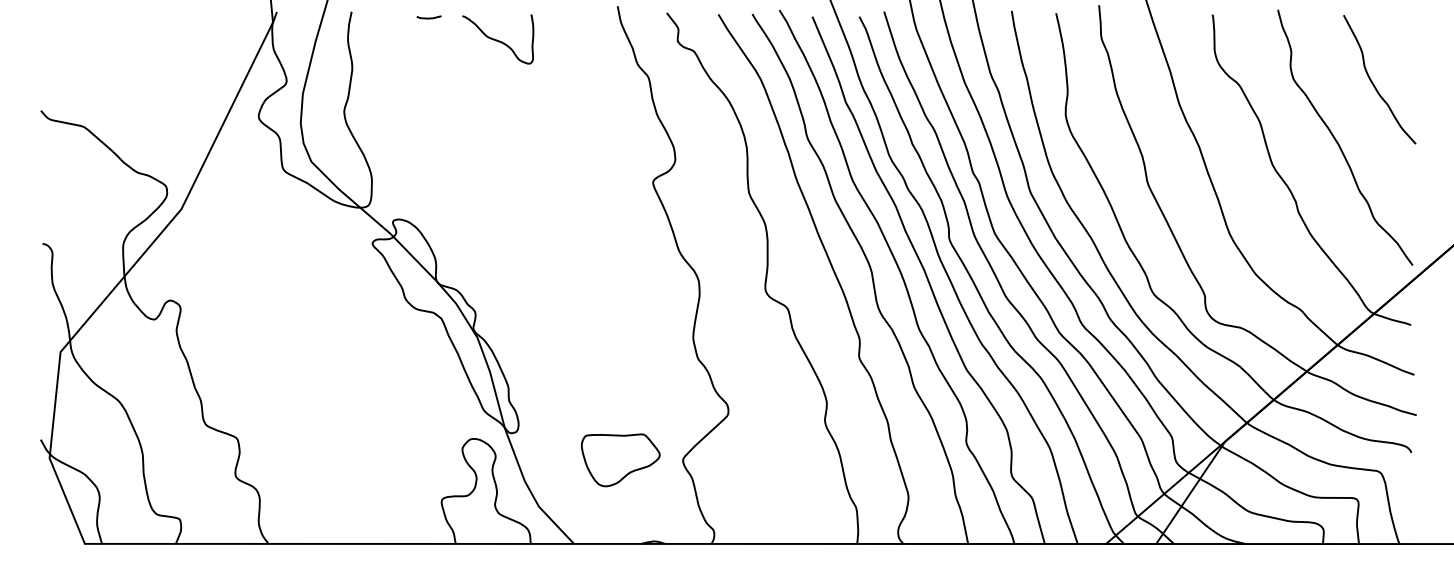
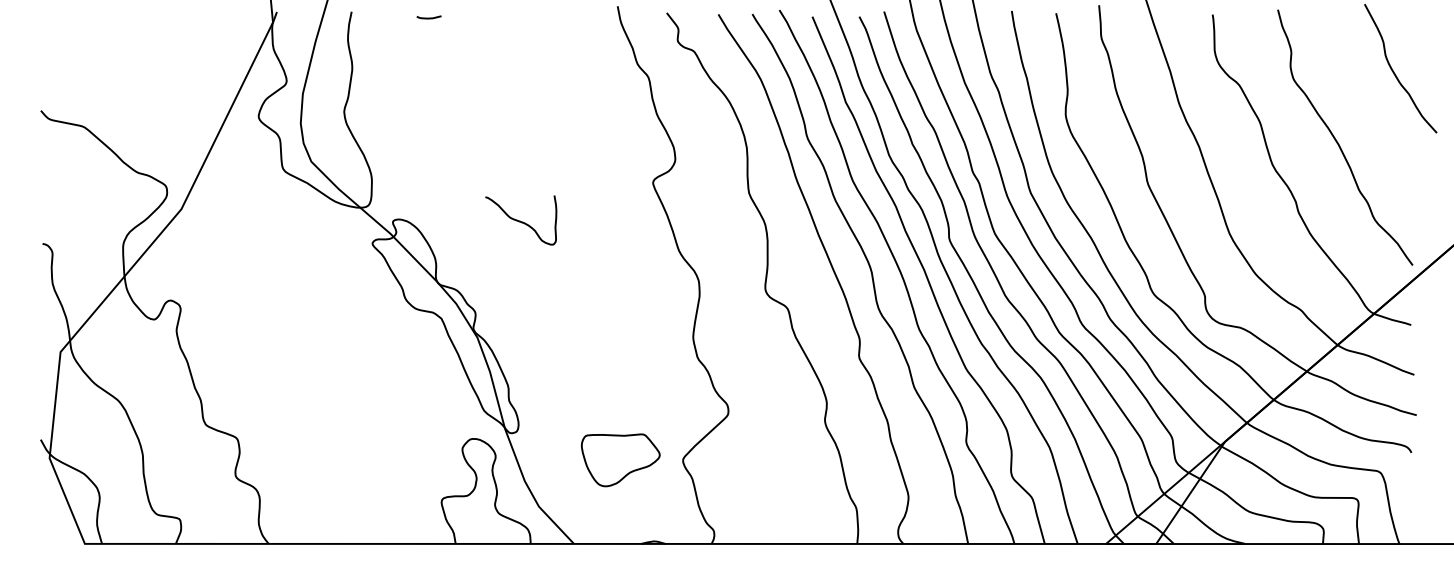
curve position: (497, 39) -> (520, 220) (520, 220)
curve position: (1373, 82) -> (1394, 71) (1394, 71)
